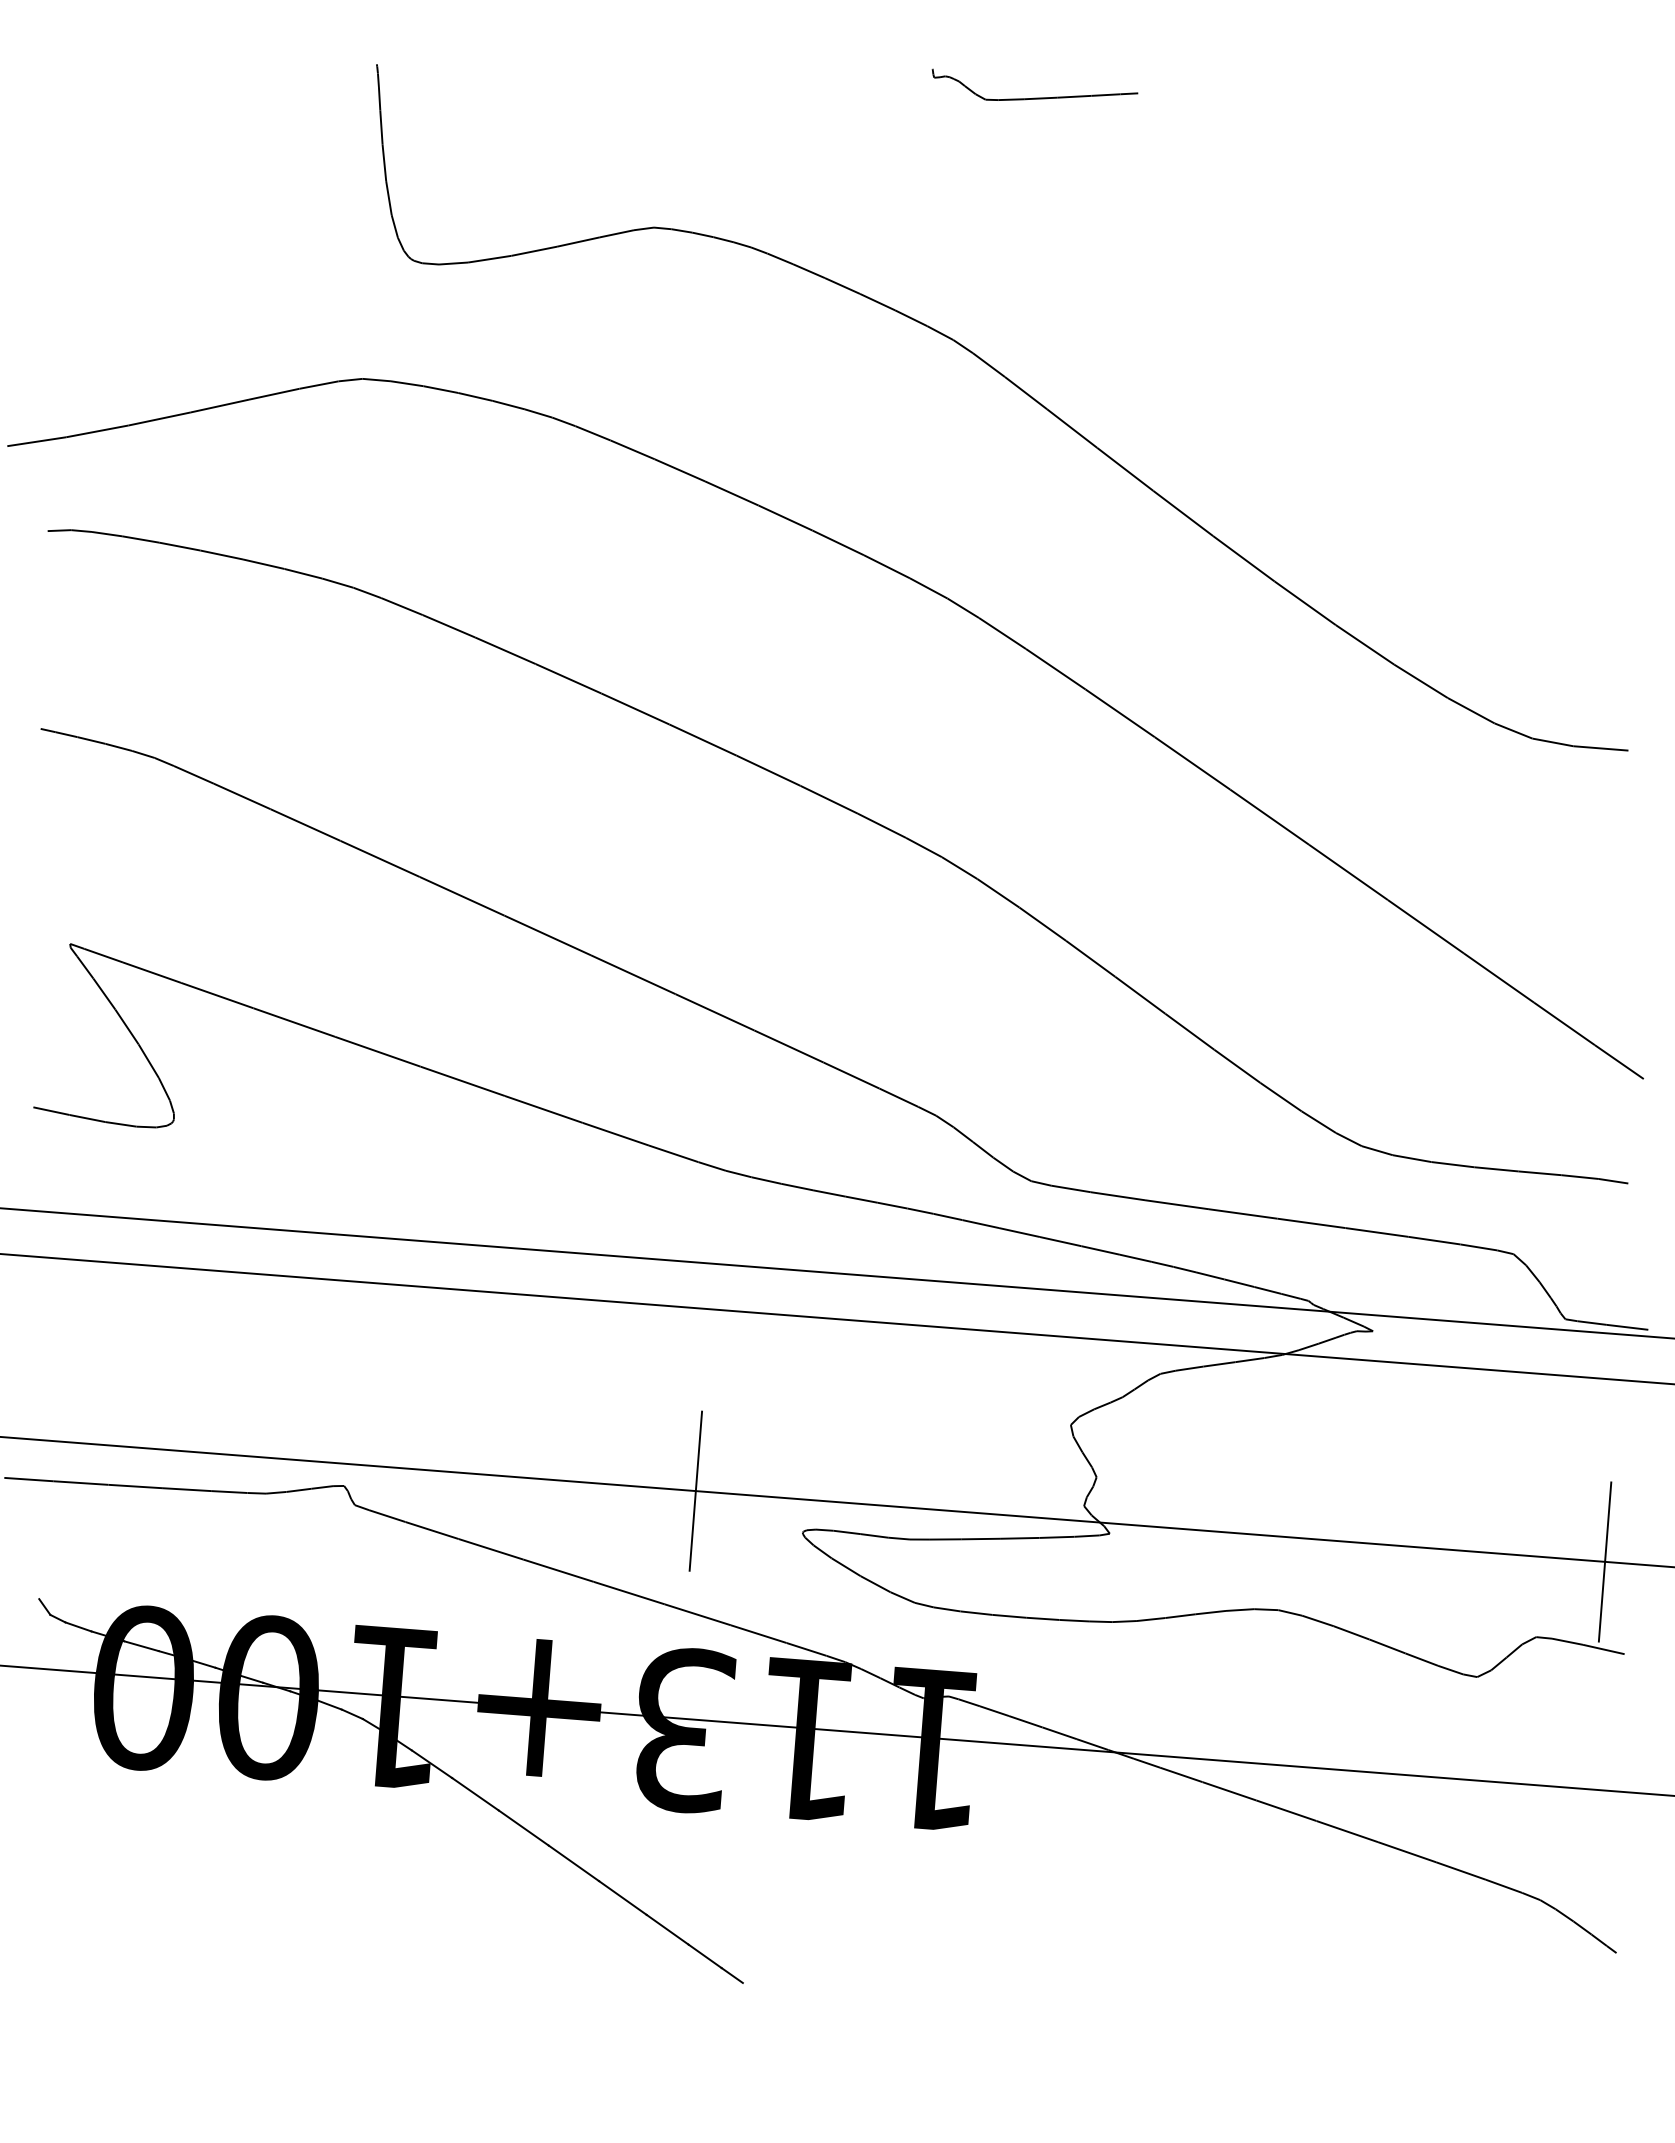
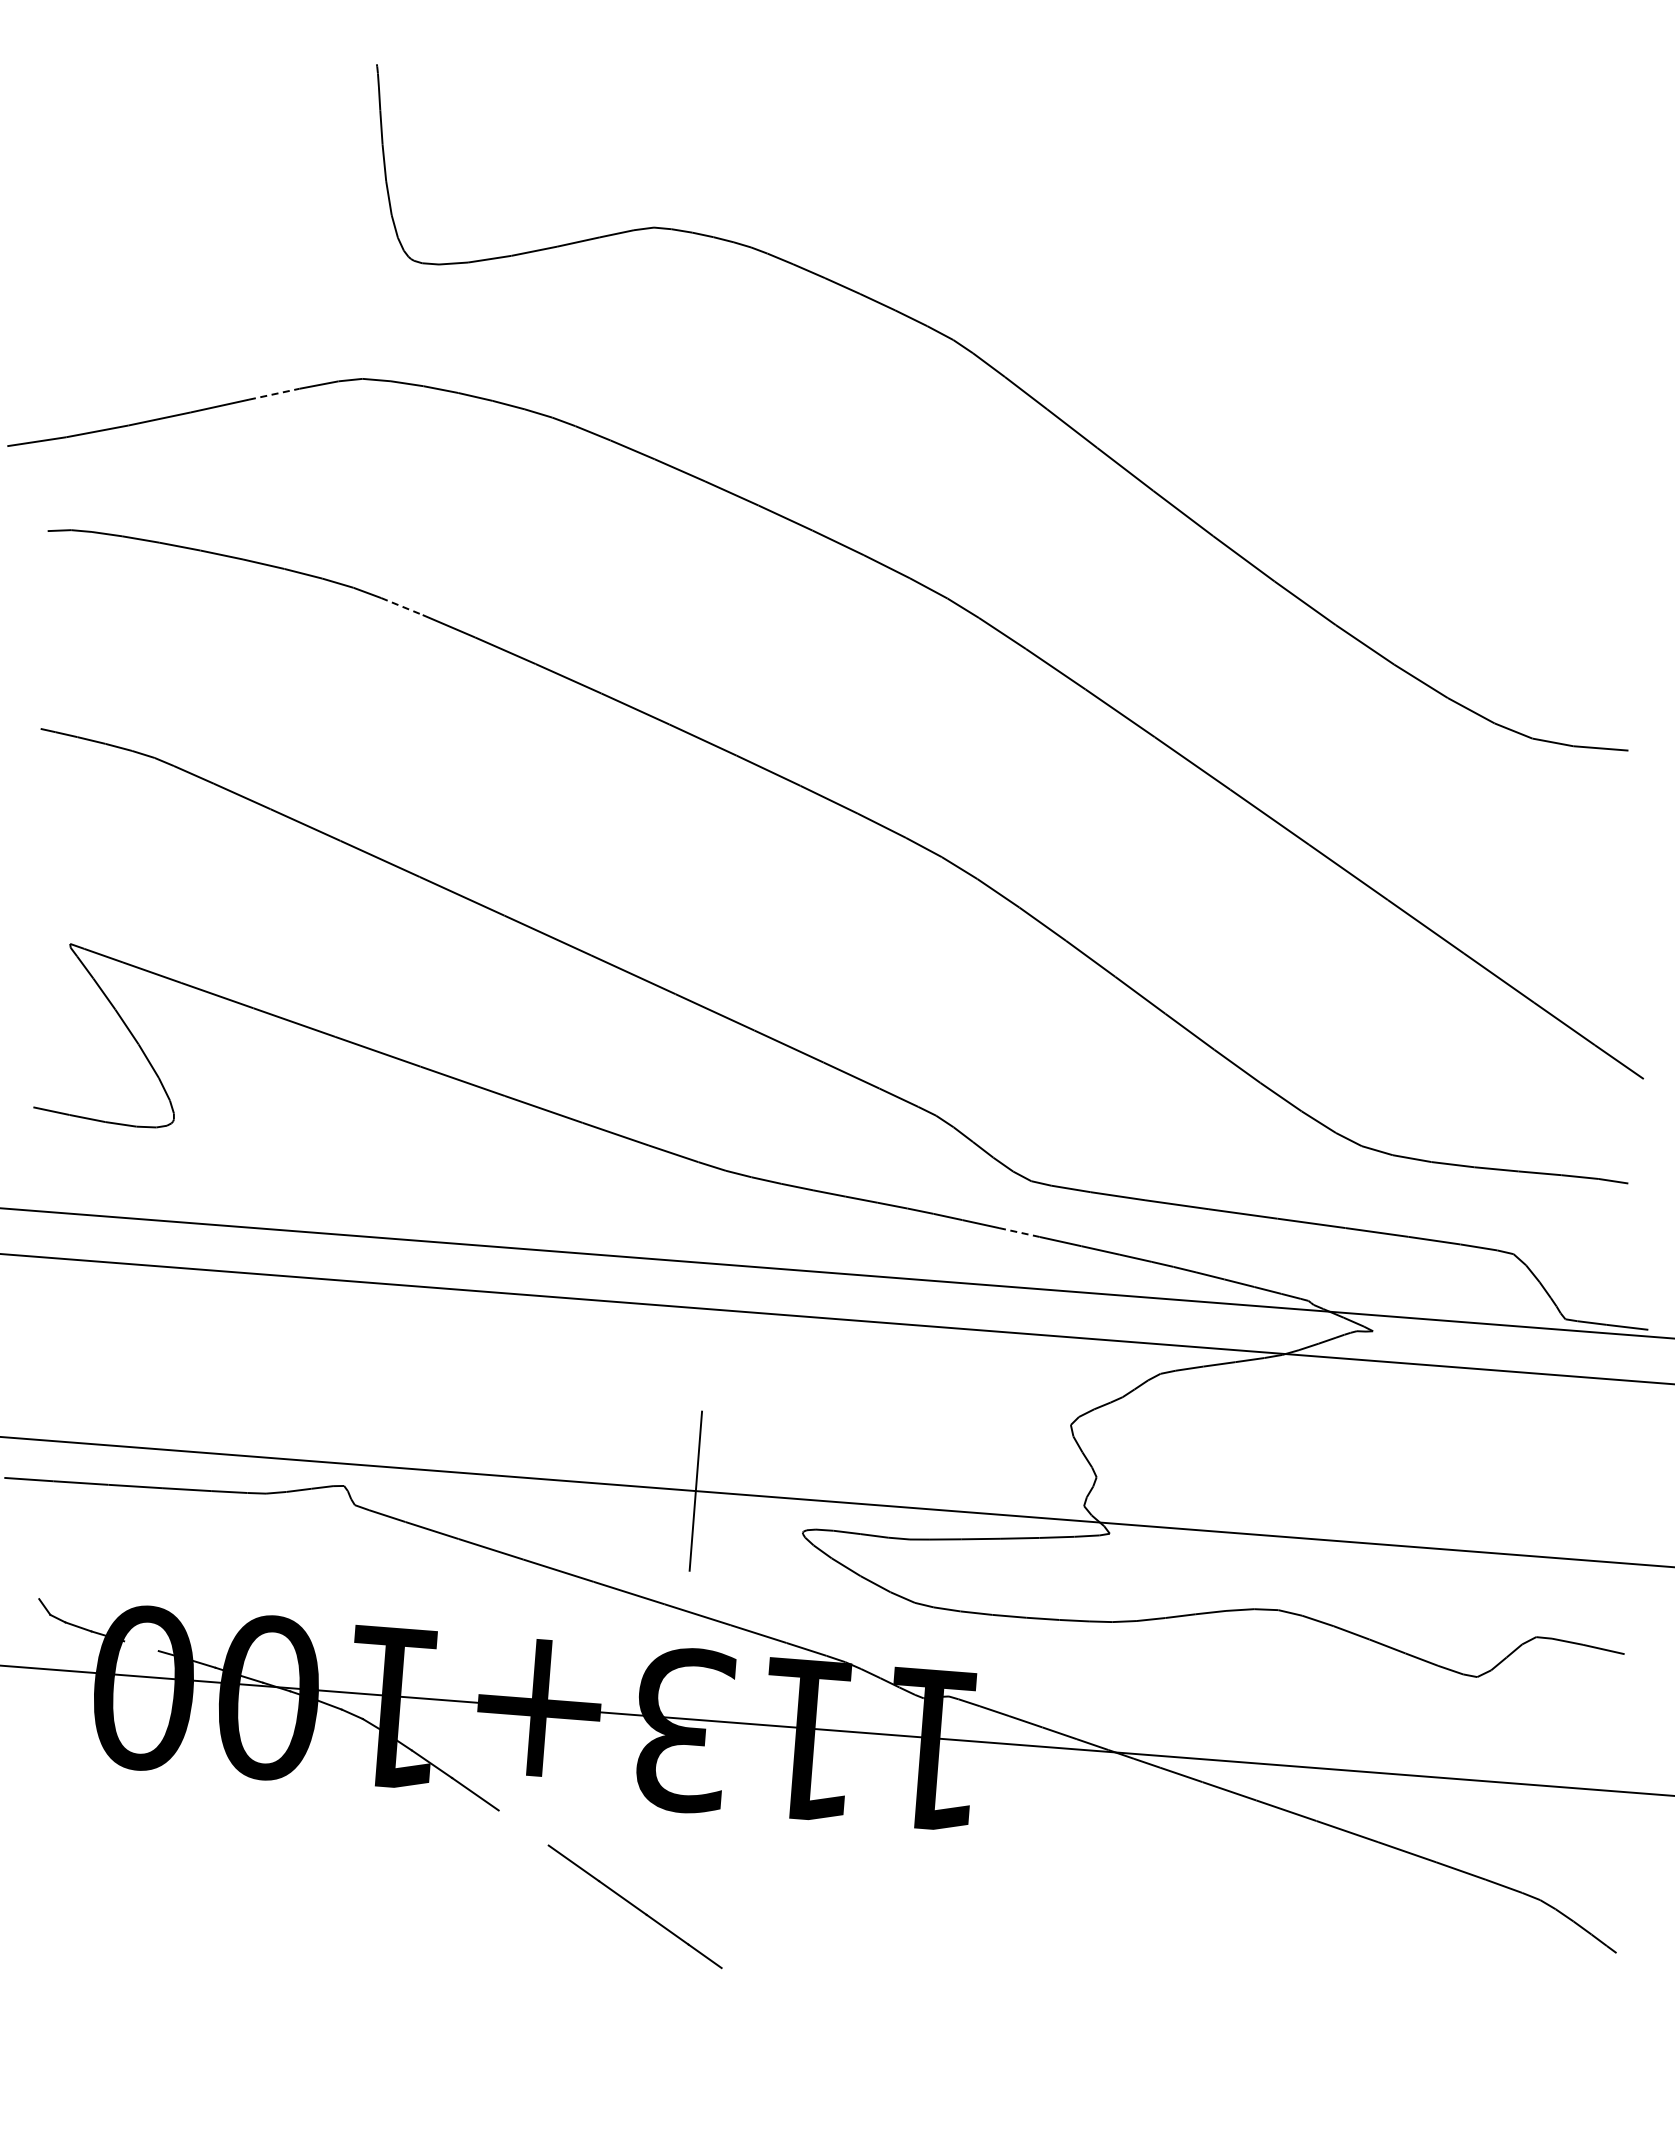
part: present -> none (1034, 97)
line: solid -> dashed (274, 394)
line: solid -> dashed (402, 606)
line: solid -> dashed (1019, 1232)
line: present -> none (1604, 1561)
line: present -> none (141, 1646)
line: present -> none (523, 1827)
line: present -> none (731, 1975)
